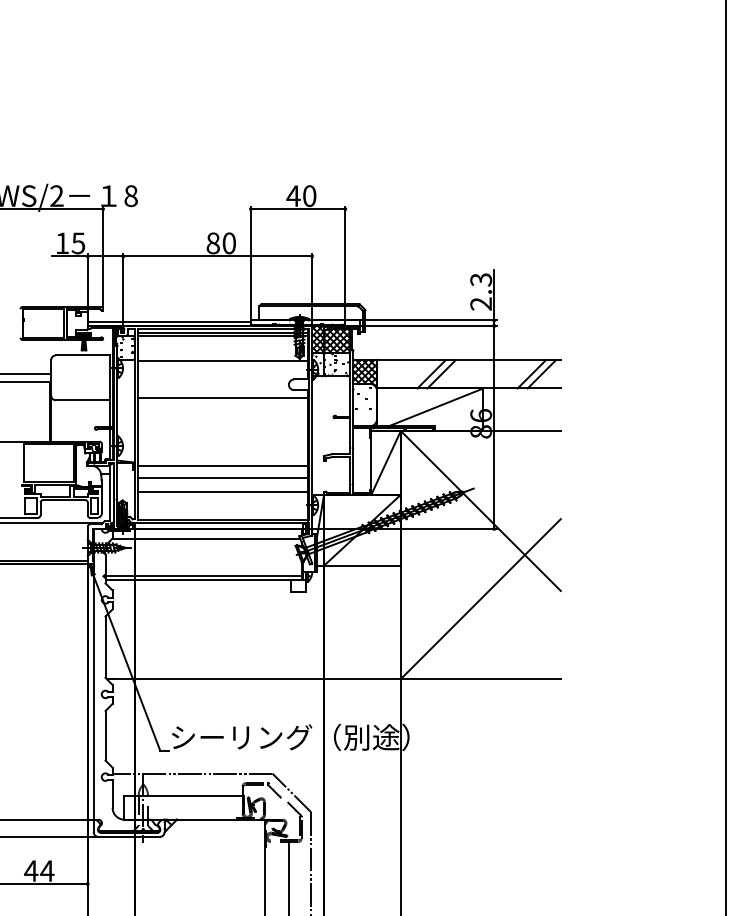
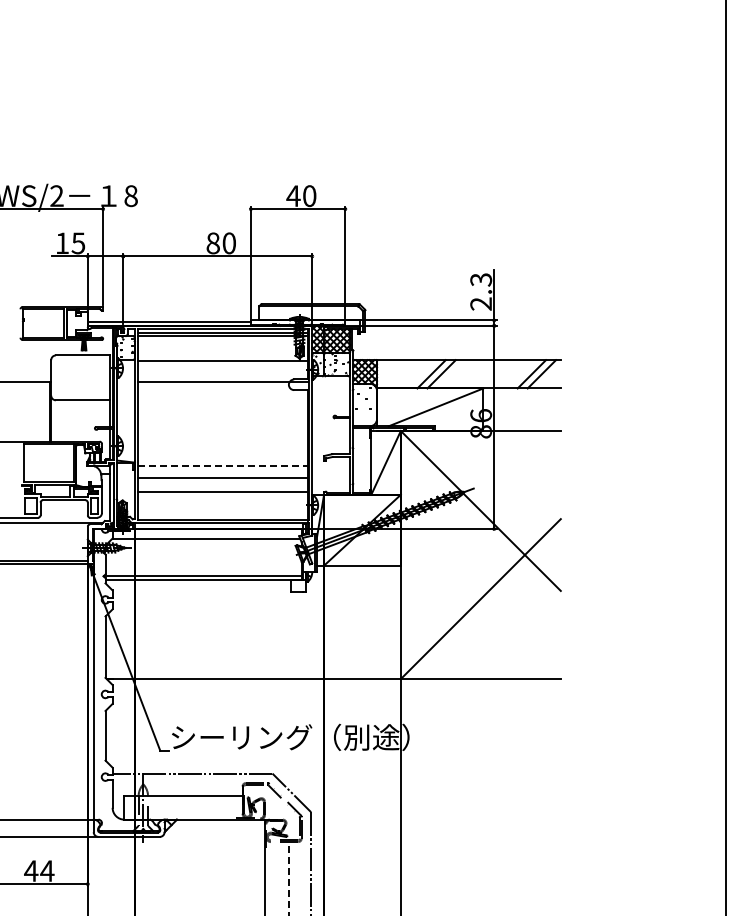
line: present -> none (26, 373)
line position: (222, 398) -> (222, 382) (222, 382)
line: solid -> dashed (222, 466)
line: solid -> dashed (288, 879)
